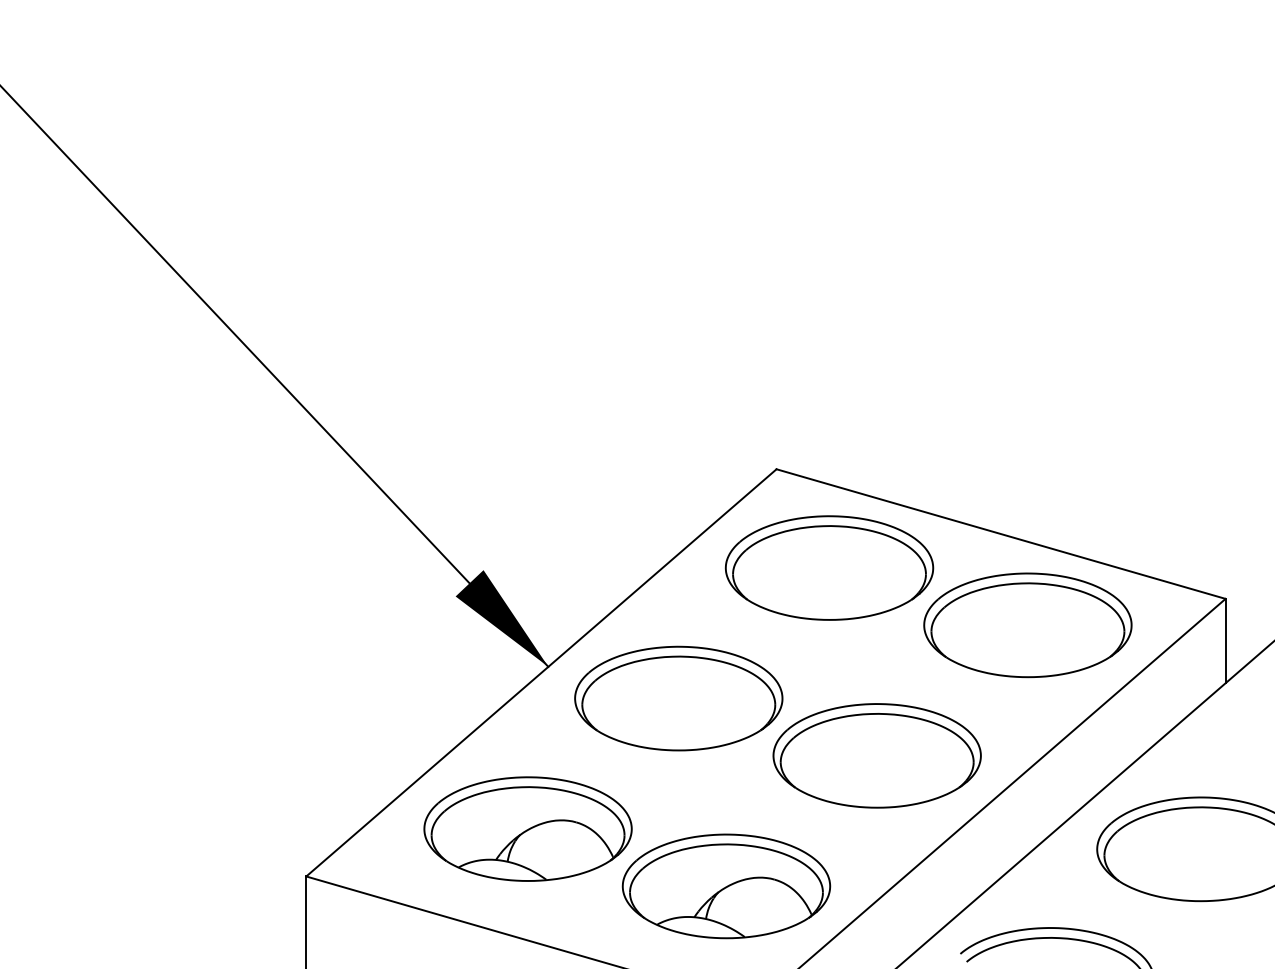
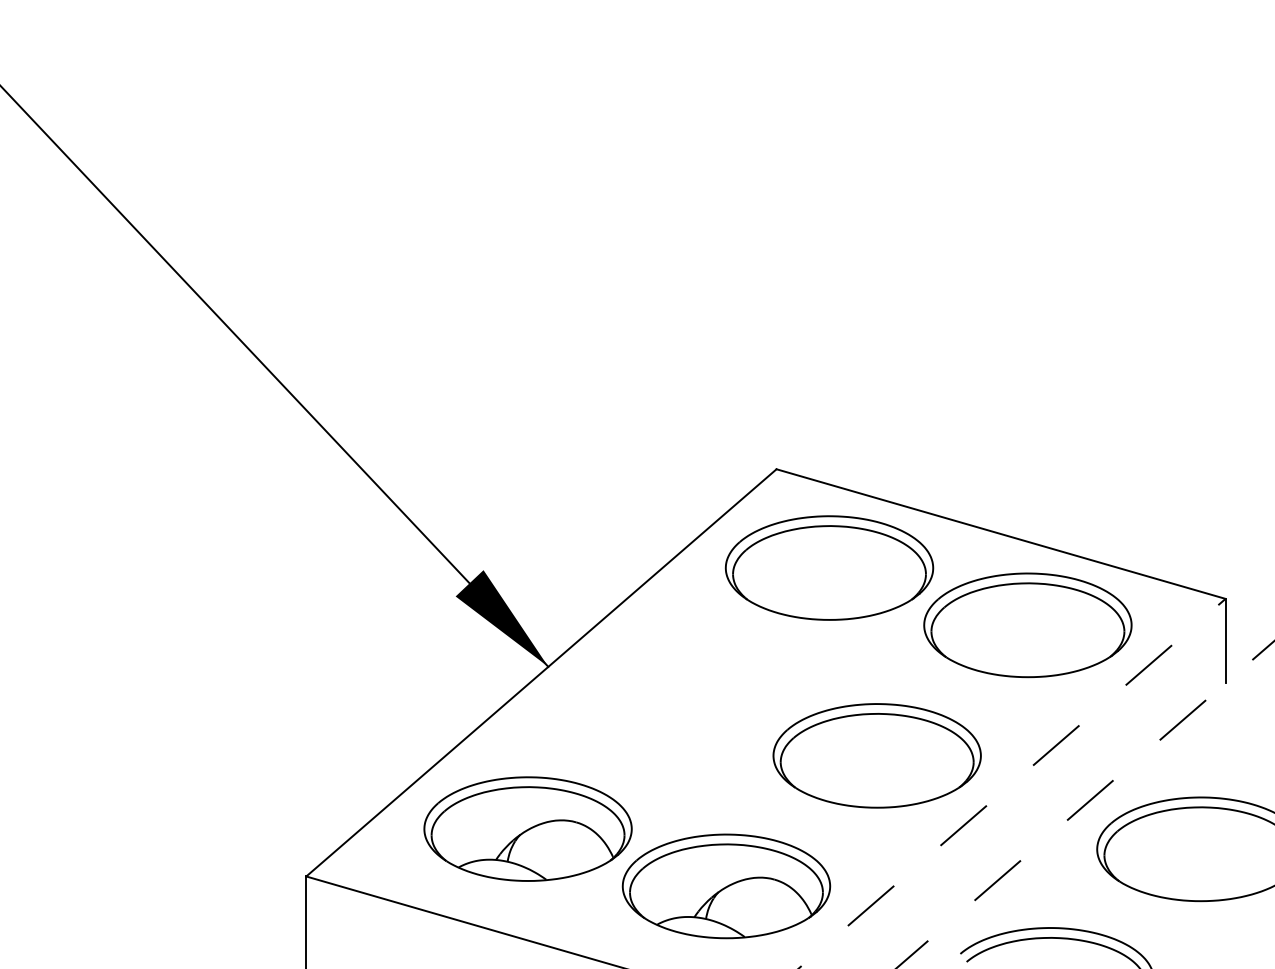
part: present -> none (678, 698)
line: solid -> dashed (1011, 783)
line: solid -> dashed (1085, 804)
